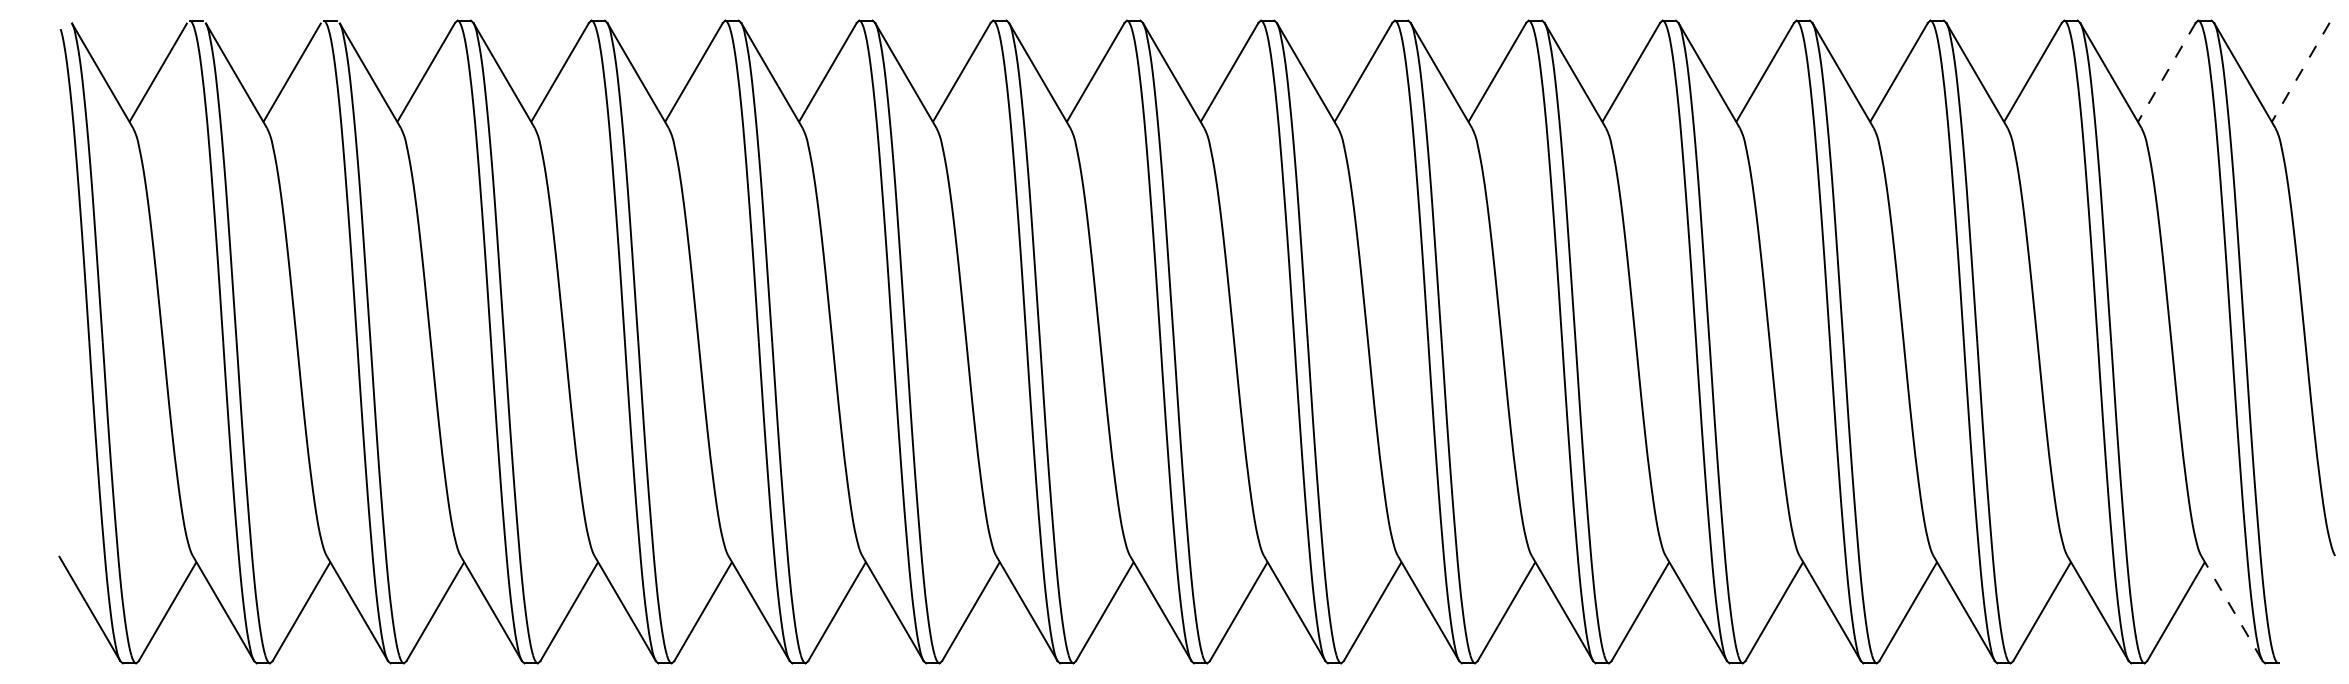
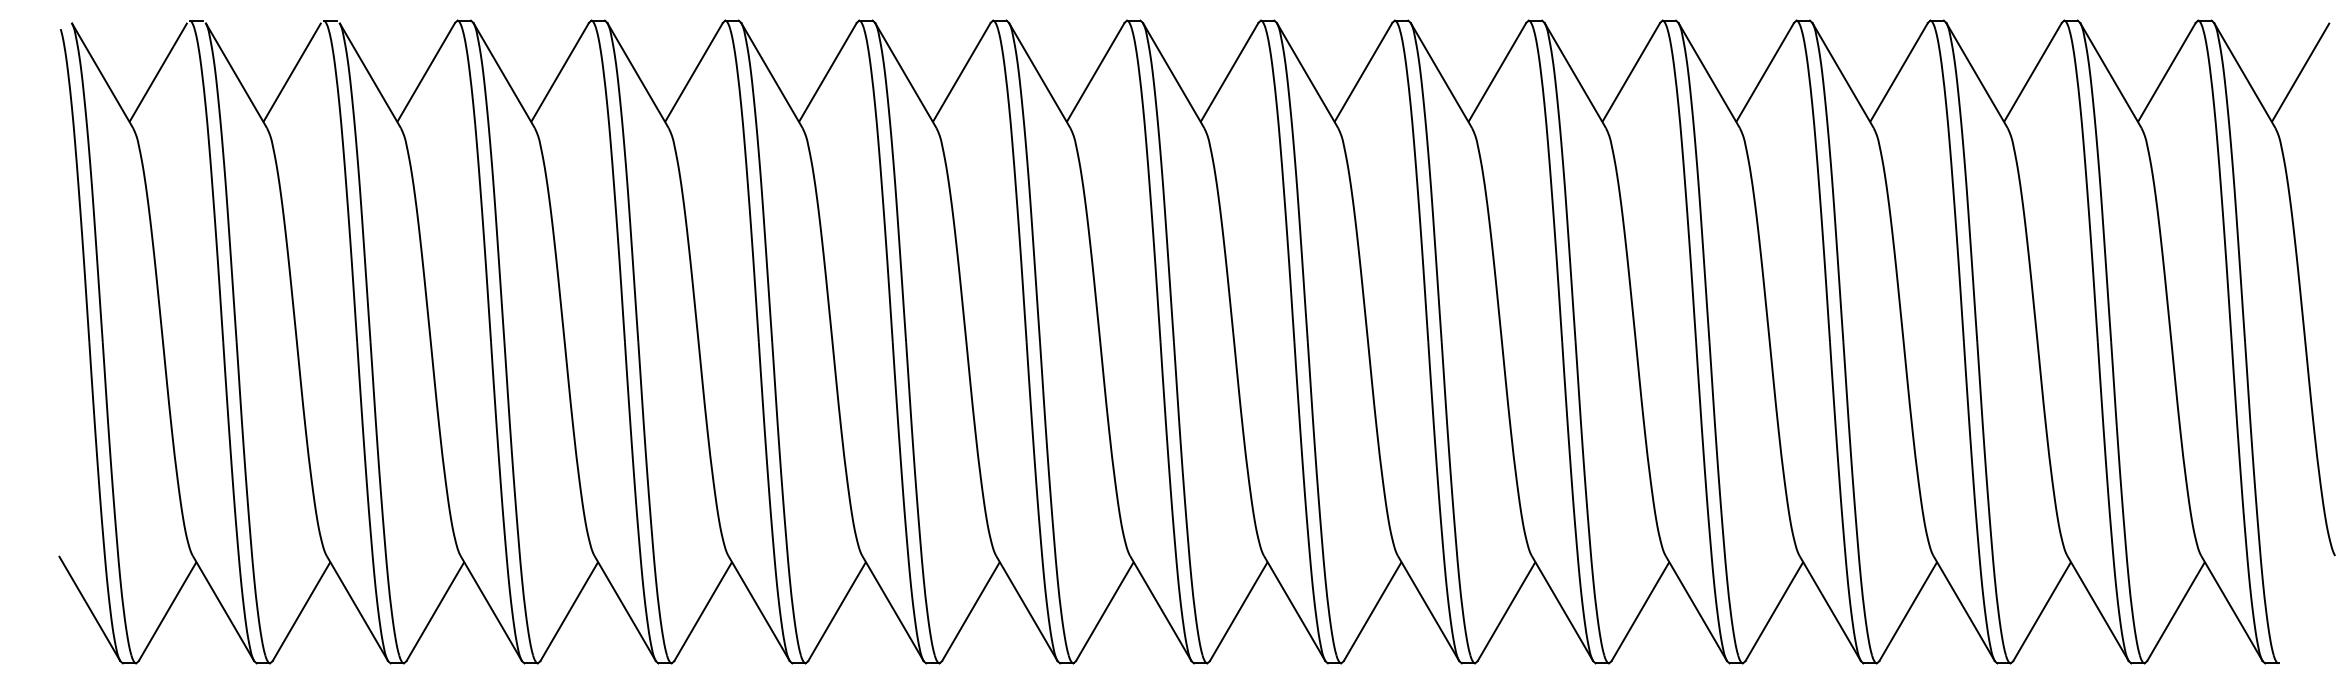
line: dashed -> solid (2166, 73)
line: dashed -> solid (2300, 73)
line: dashed -> solid (2232, 608)
